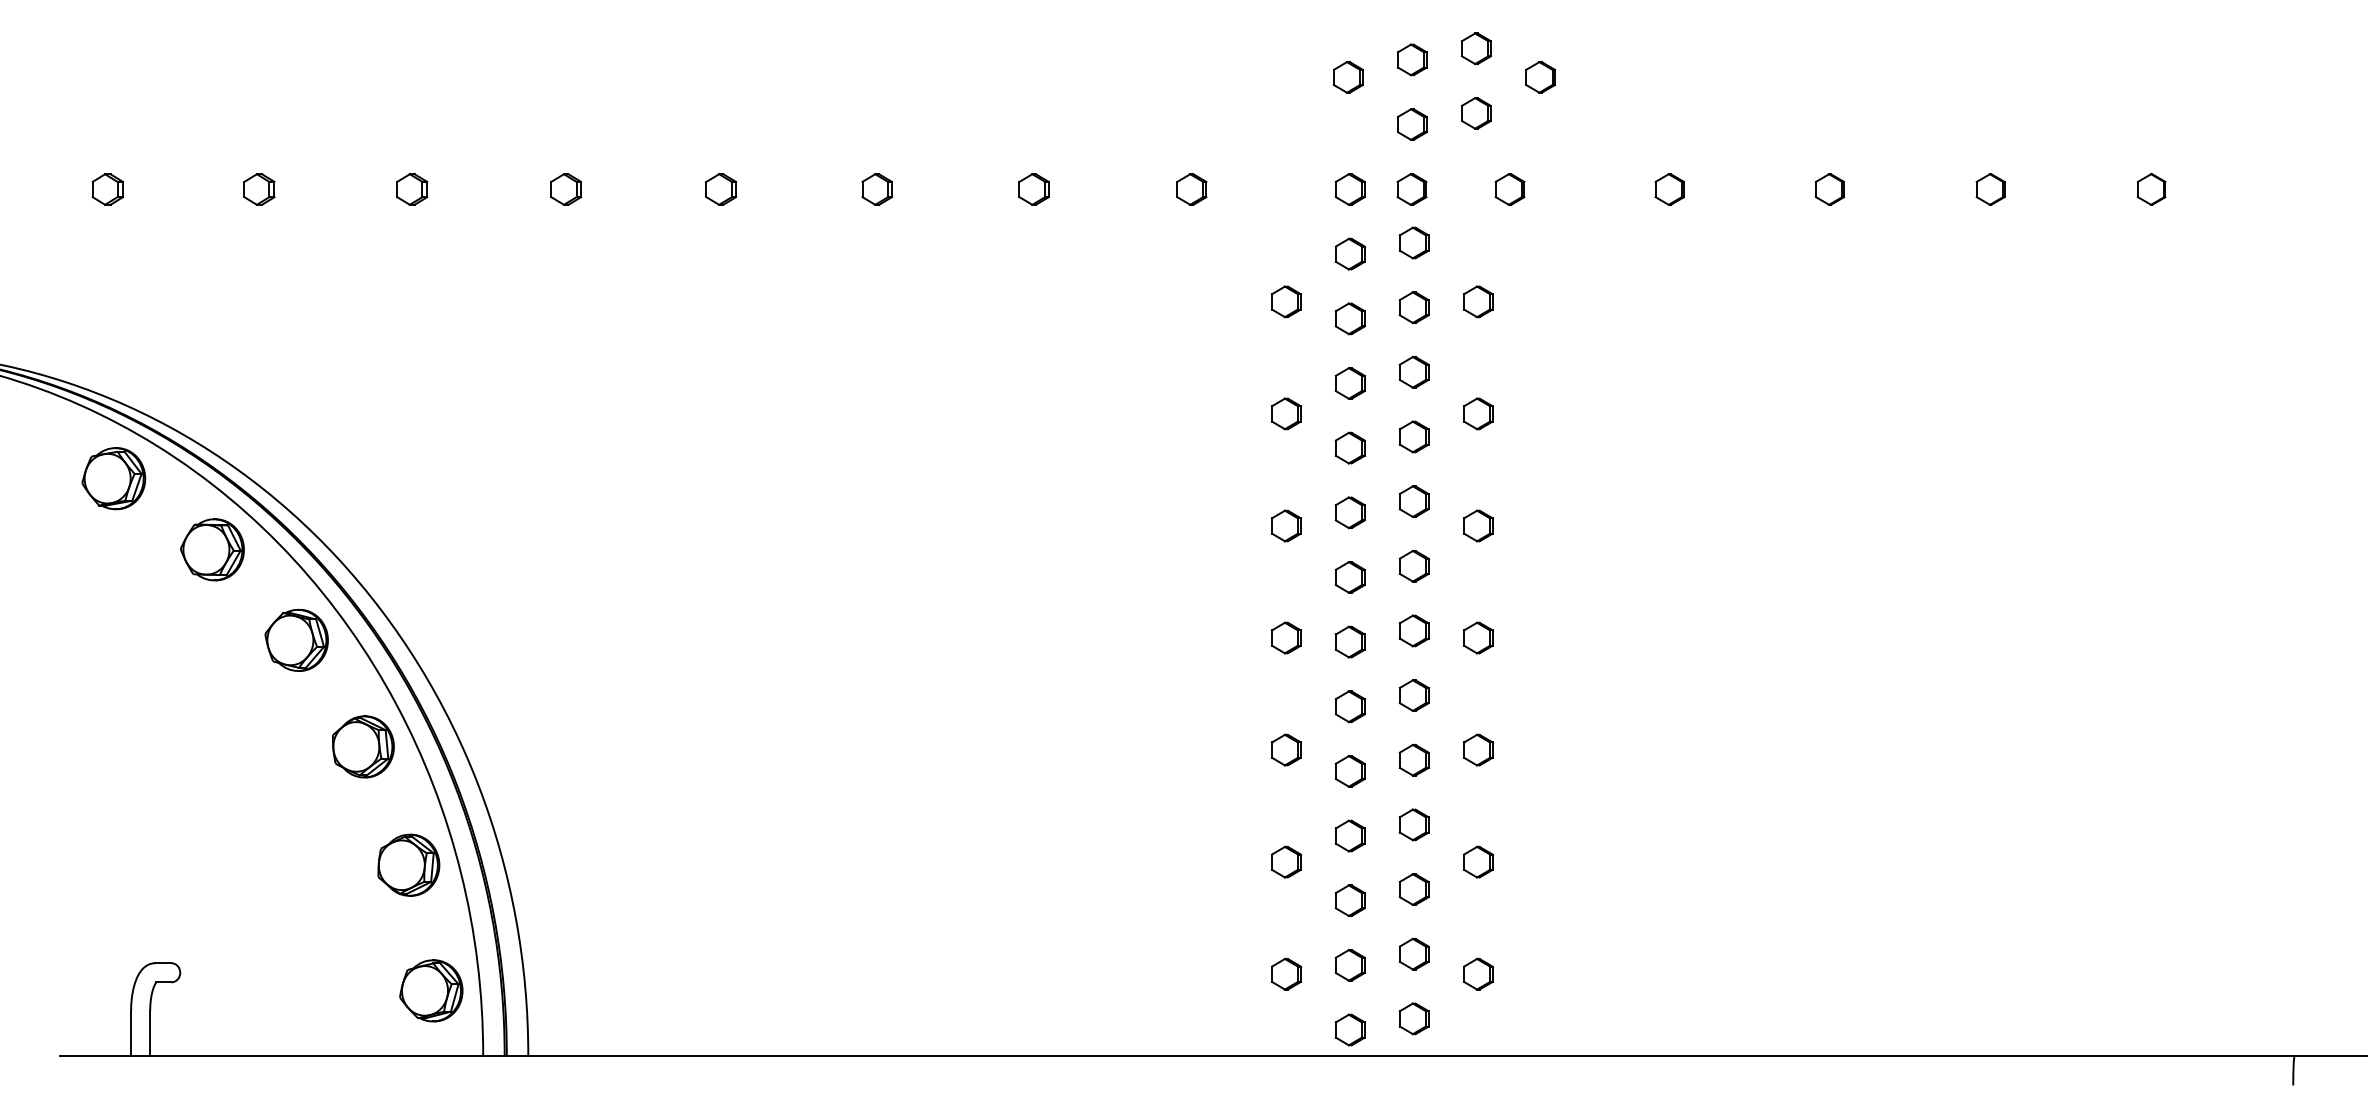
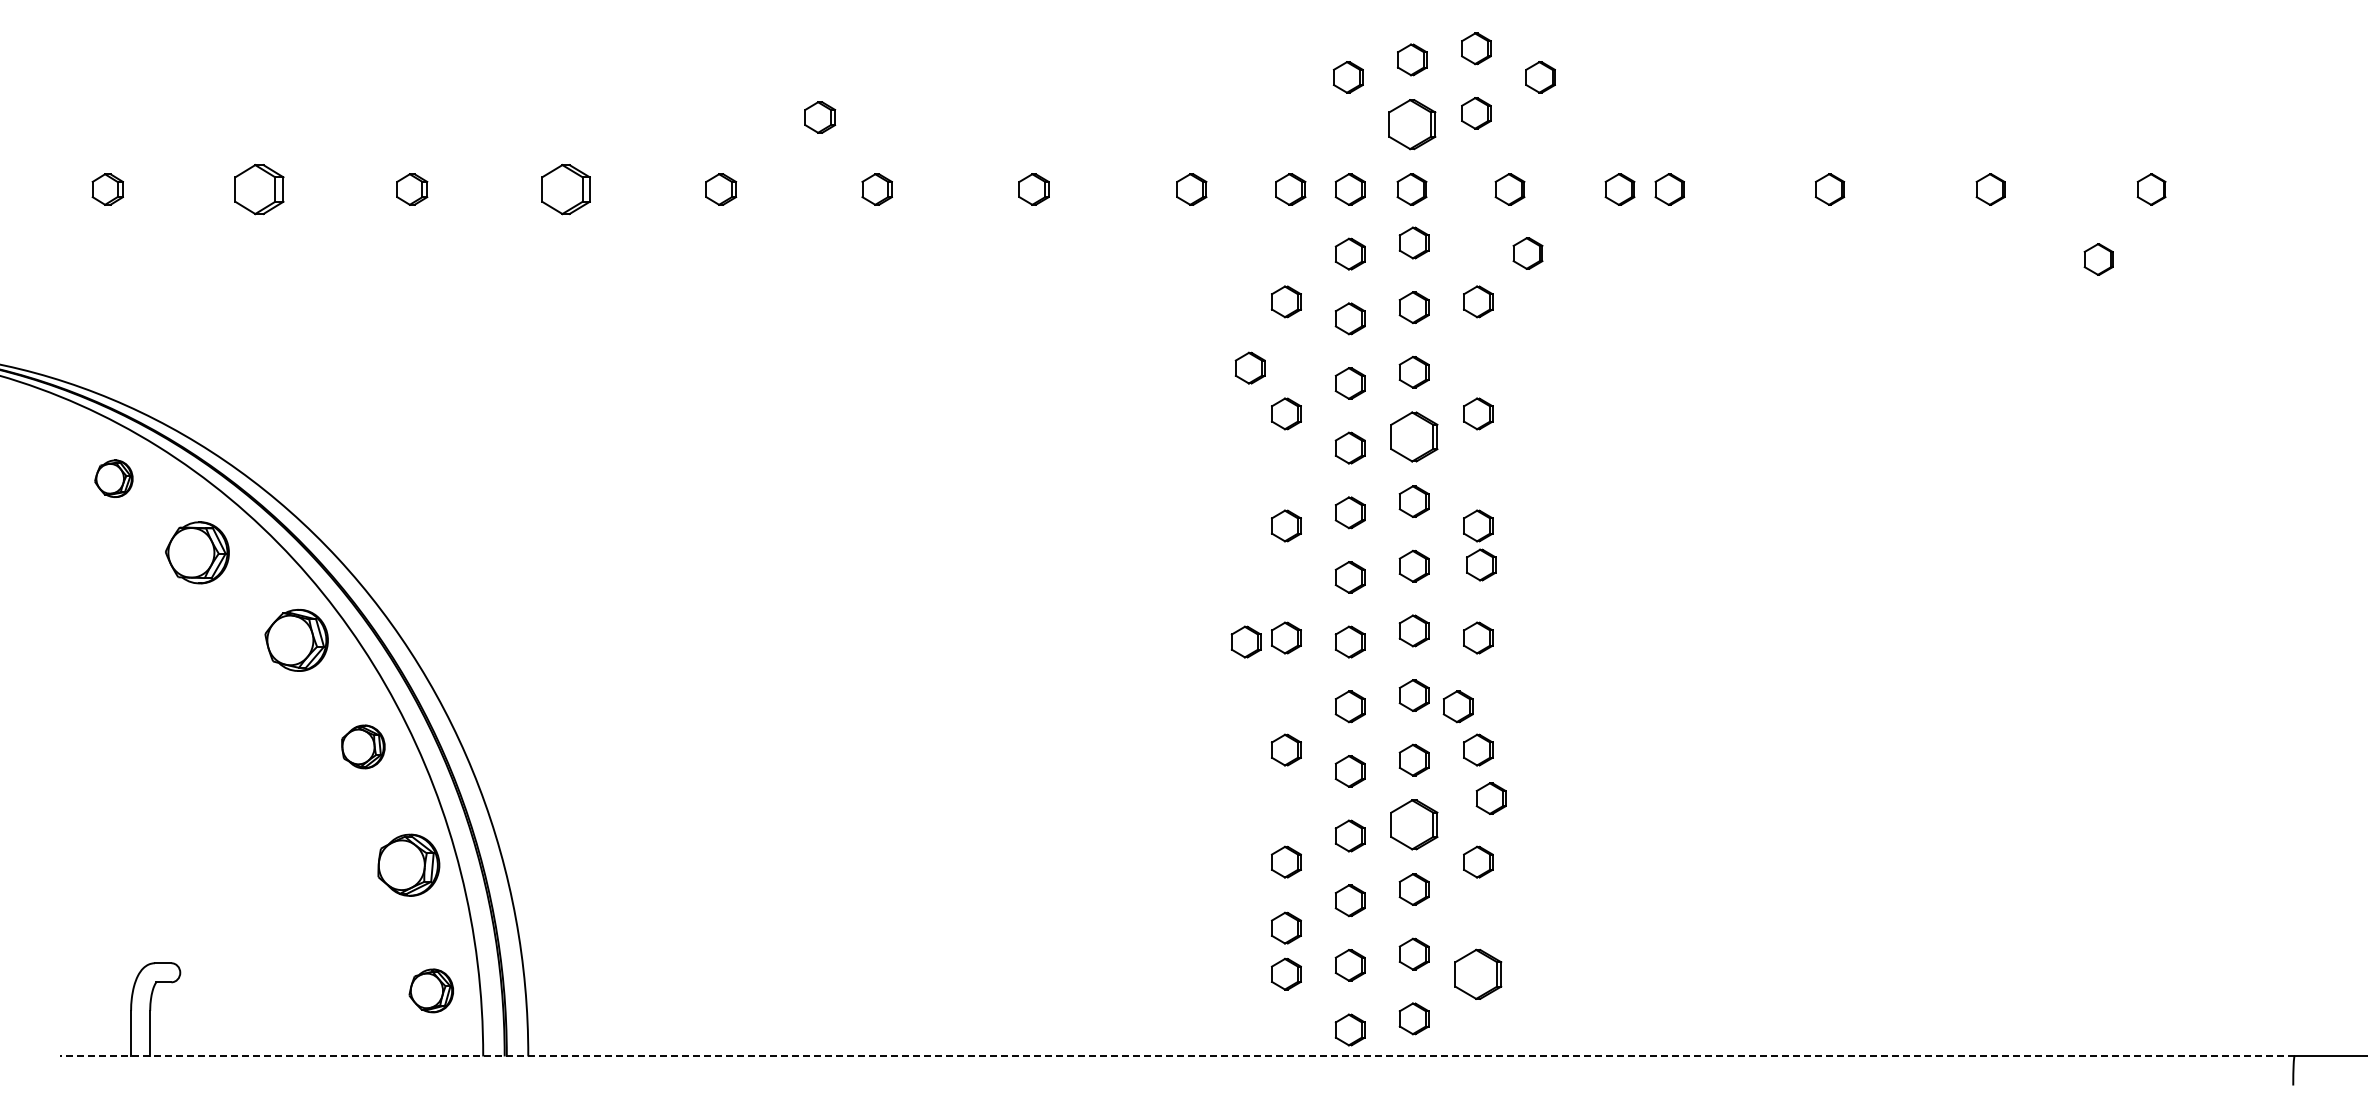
part: none -> present (820, 117)
part size: 31x33 px -> 49x52 px (1412, 124)
part size: 33x33 px -> 51x52 px (259, 189)
part size: 33x33 px -> 50x52 px (565, 189)
part: none -> present (1290, 189)
part: none -> present (1619, 189)
part: none -> present (1527, 253)
part: none -> present (2098, 259)
part: none -> present (1249, 367)
part size: 32x34 px -> 49x52 px (1414, 436)
part size: 66x64 px -> 40x39 px (113, 478)
part position: (212, 549) -> (197, 552) (197, 552)
part: none -> present (1481, 564)
part: none -> present (1245, 641)
part: none -> present (1457, 706)
part size: 63x64 px -> 45x46 px (363, 746)
part: none -> present (1490, 798)
part size: 32x34 px -> 49x52 px (1414, 824)
part: none -> present (1286, 927)
part size: 31x34 px -> 49x52 px (1478, 973)
part size: 65x64 px -> 46x46 px (430, 990)
line: solid -> dashed (1176, 1056)
